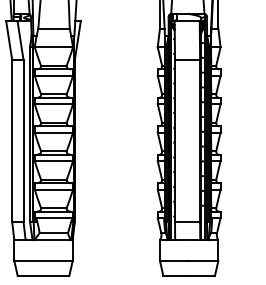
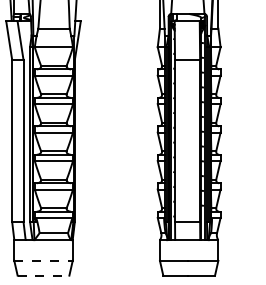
line: solid -> dashed (44, 260)
line: solid -> dashed (43, 275)
